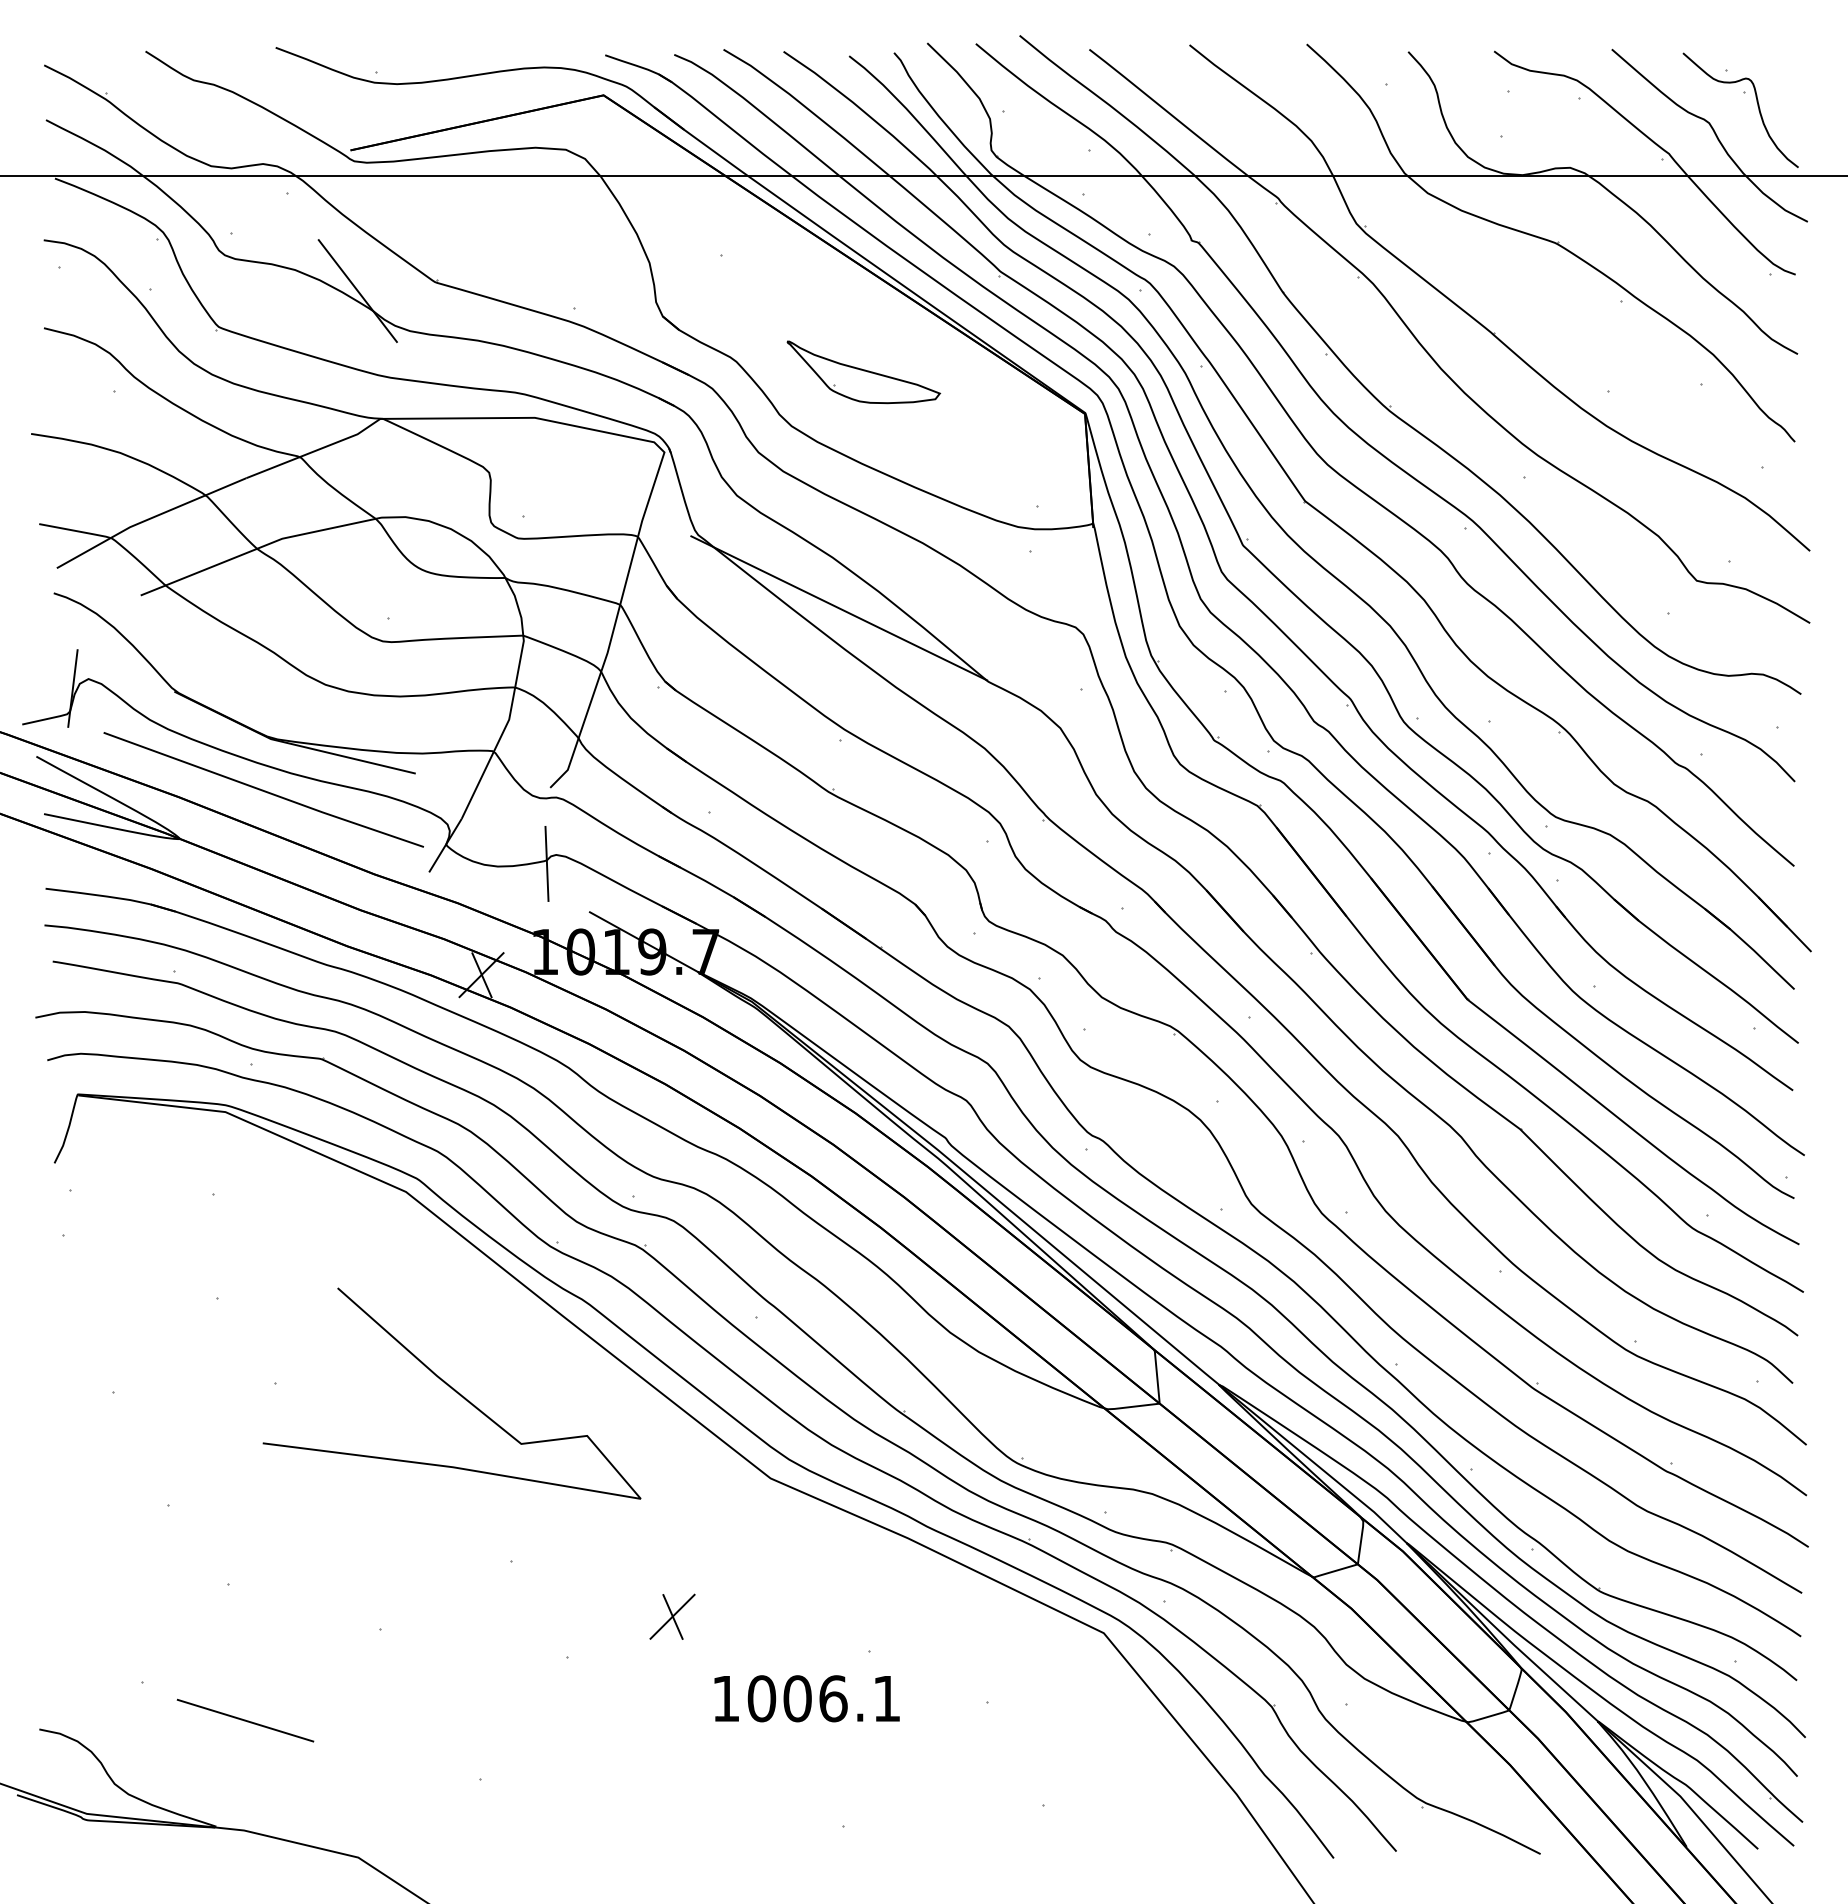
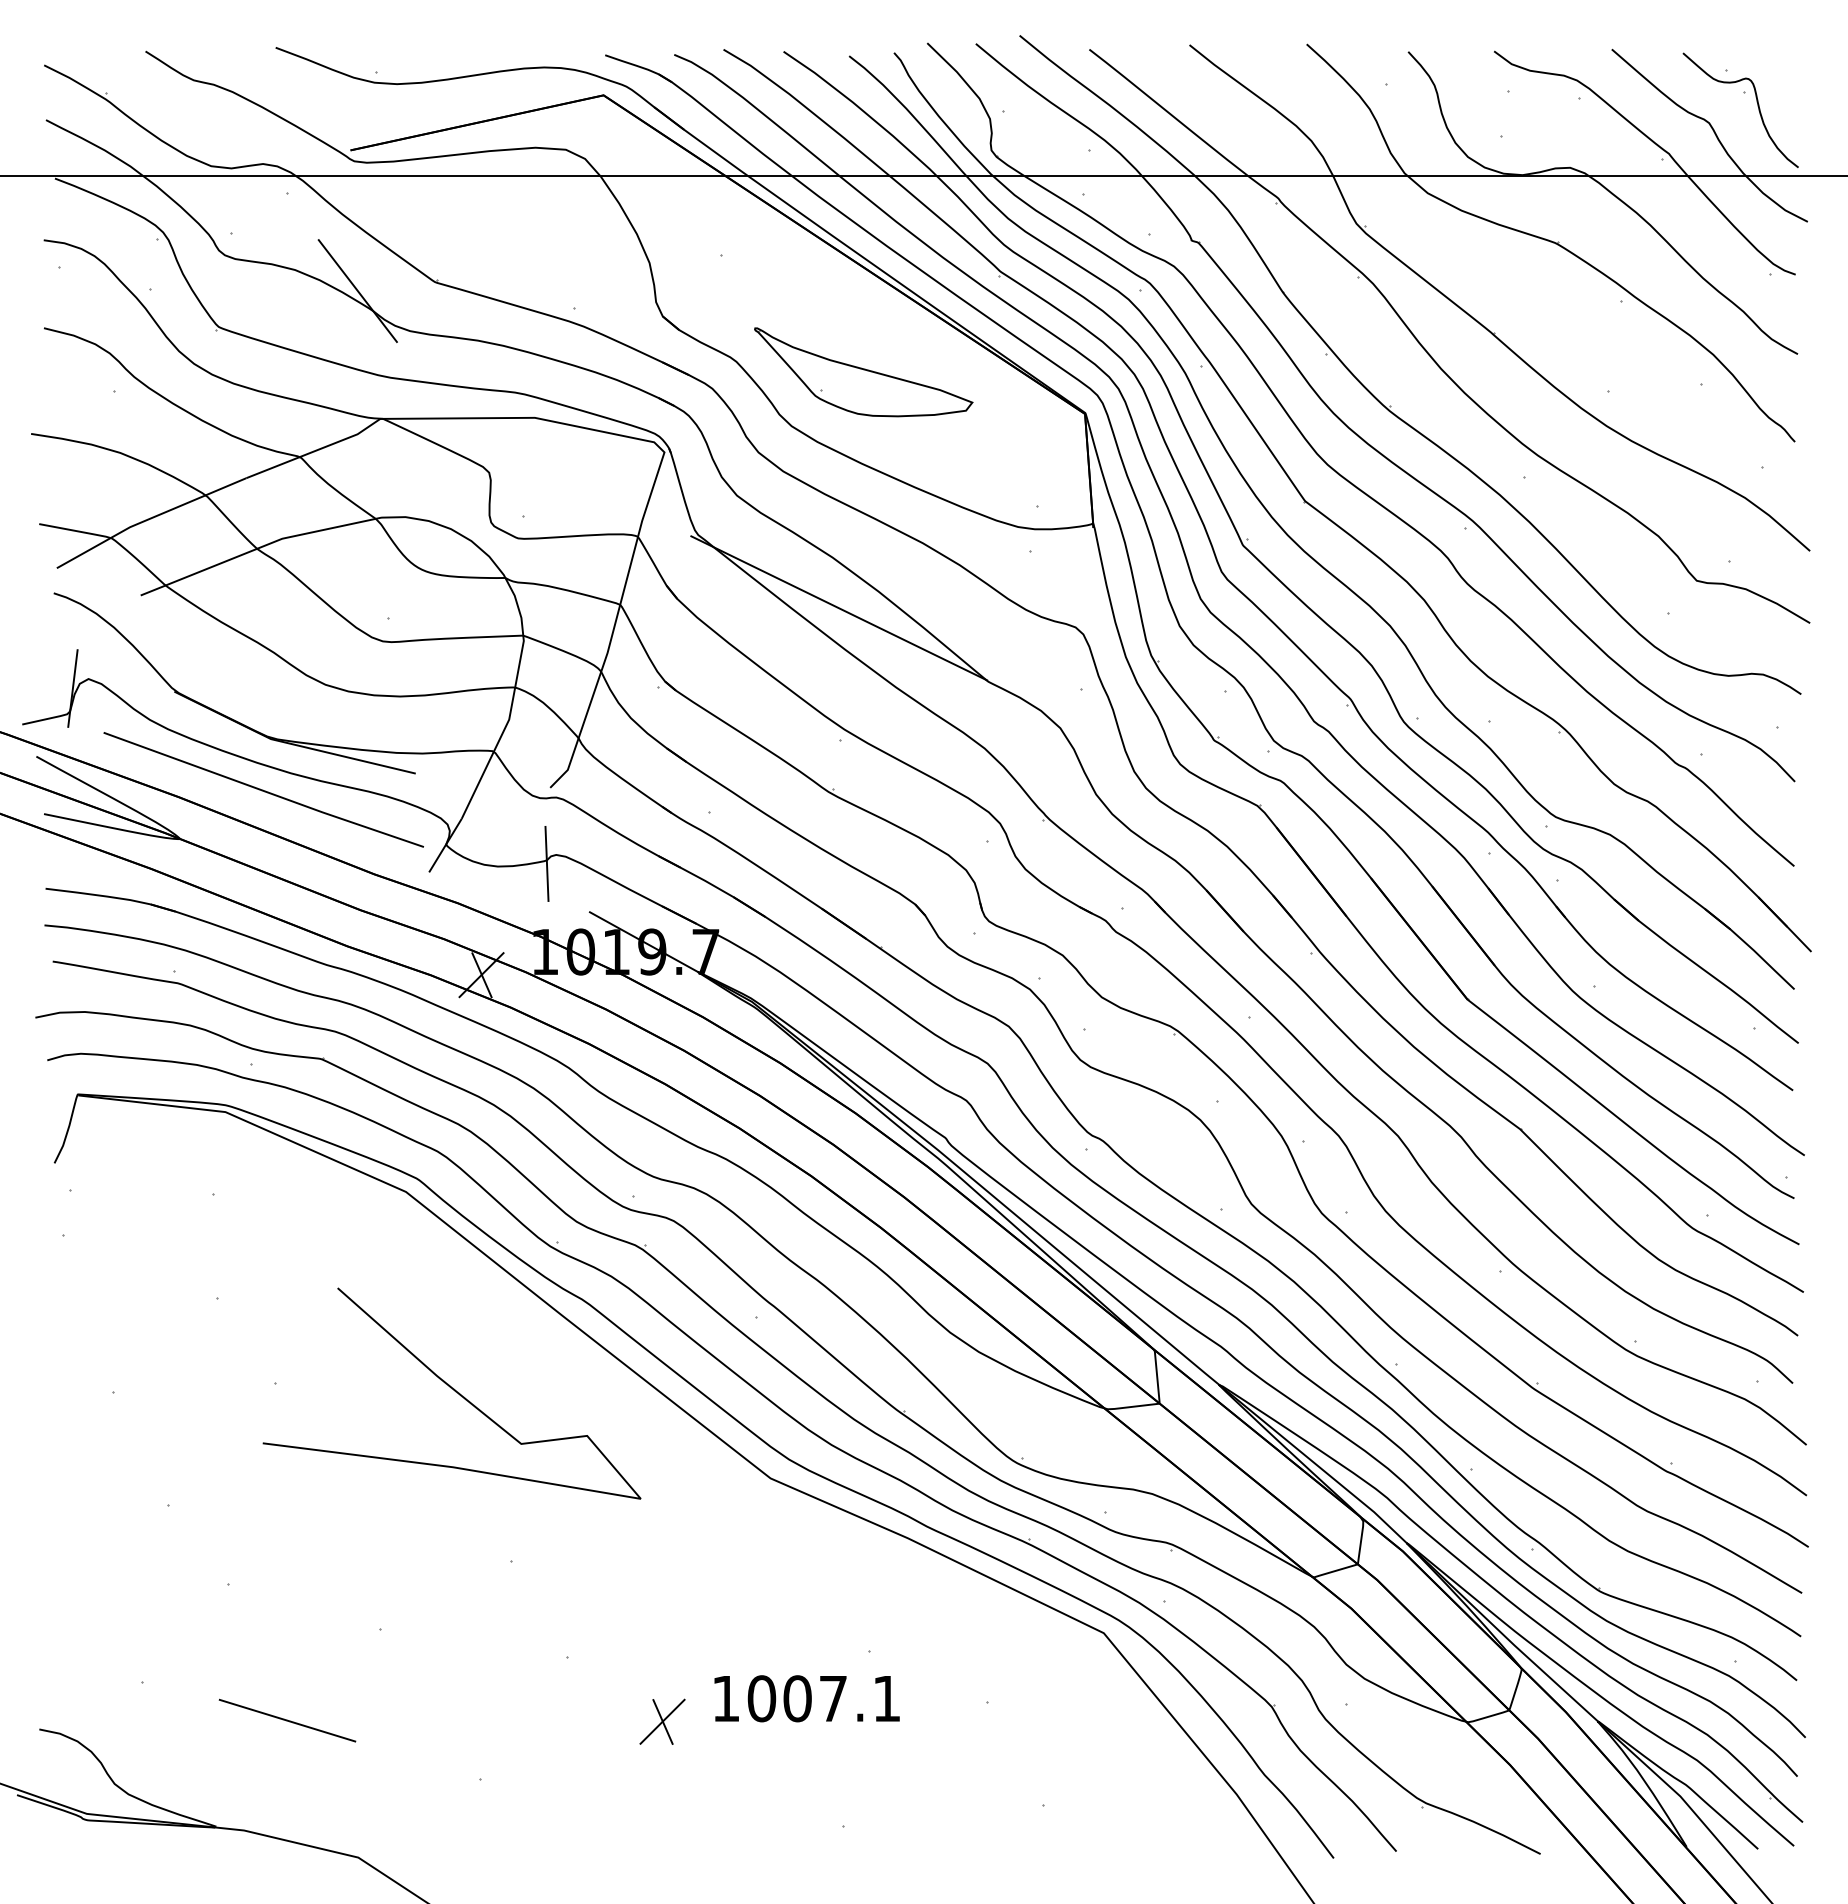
part size: 156x65 px -> 220x91 px (863, 372)
part position: (672, 1616) -> (662, 1721) (662, 1721)
text: 1006.1 -> 1007.1 (833, 1698)
line position: (245, 1720) -> (287, 1720) (287, 1720)
